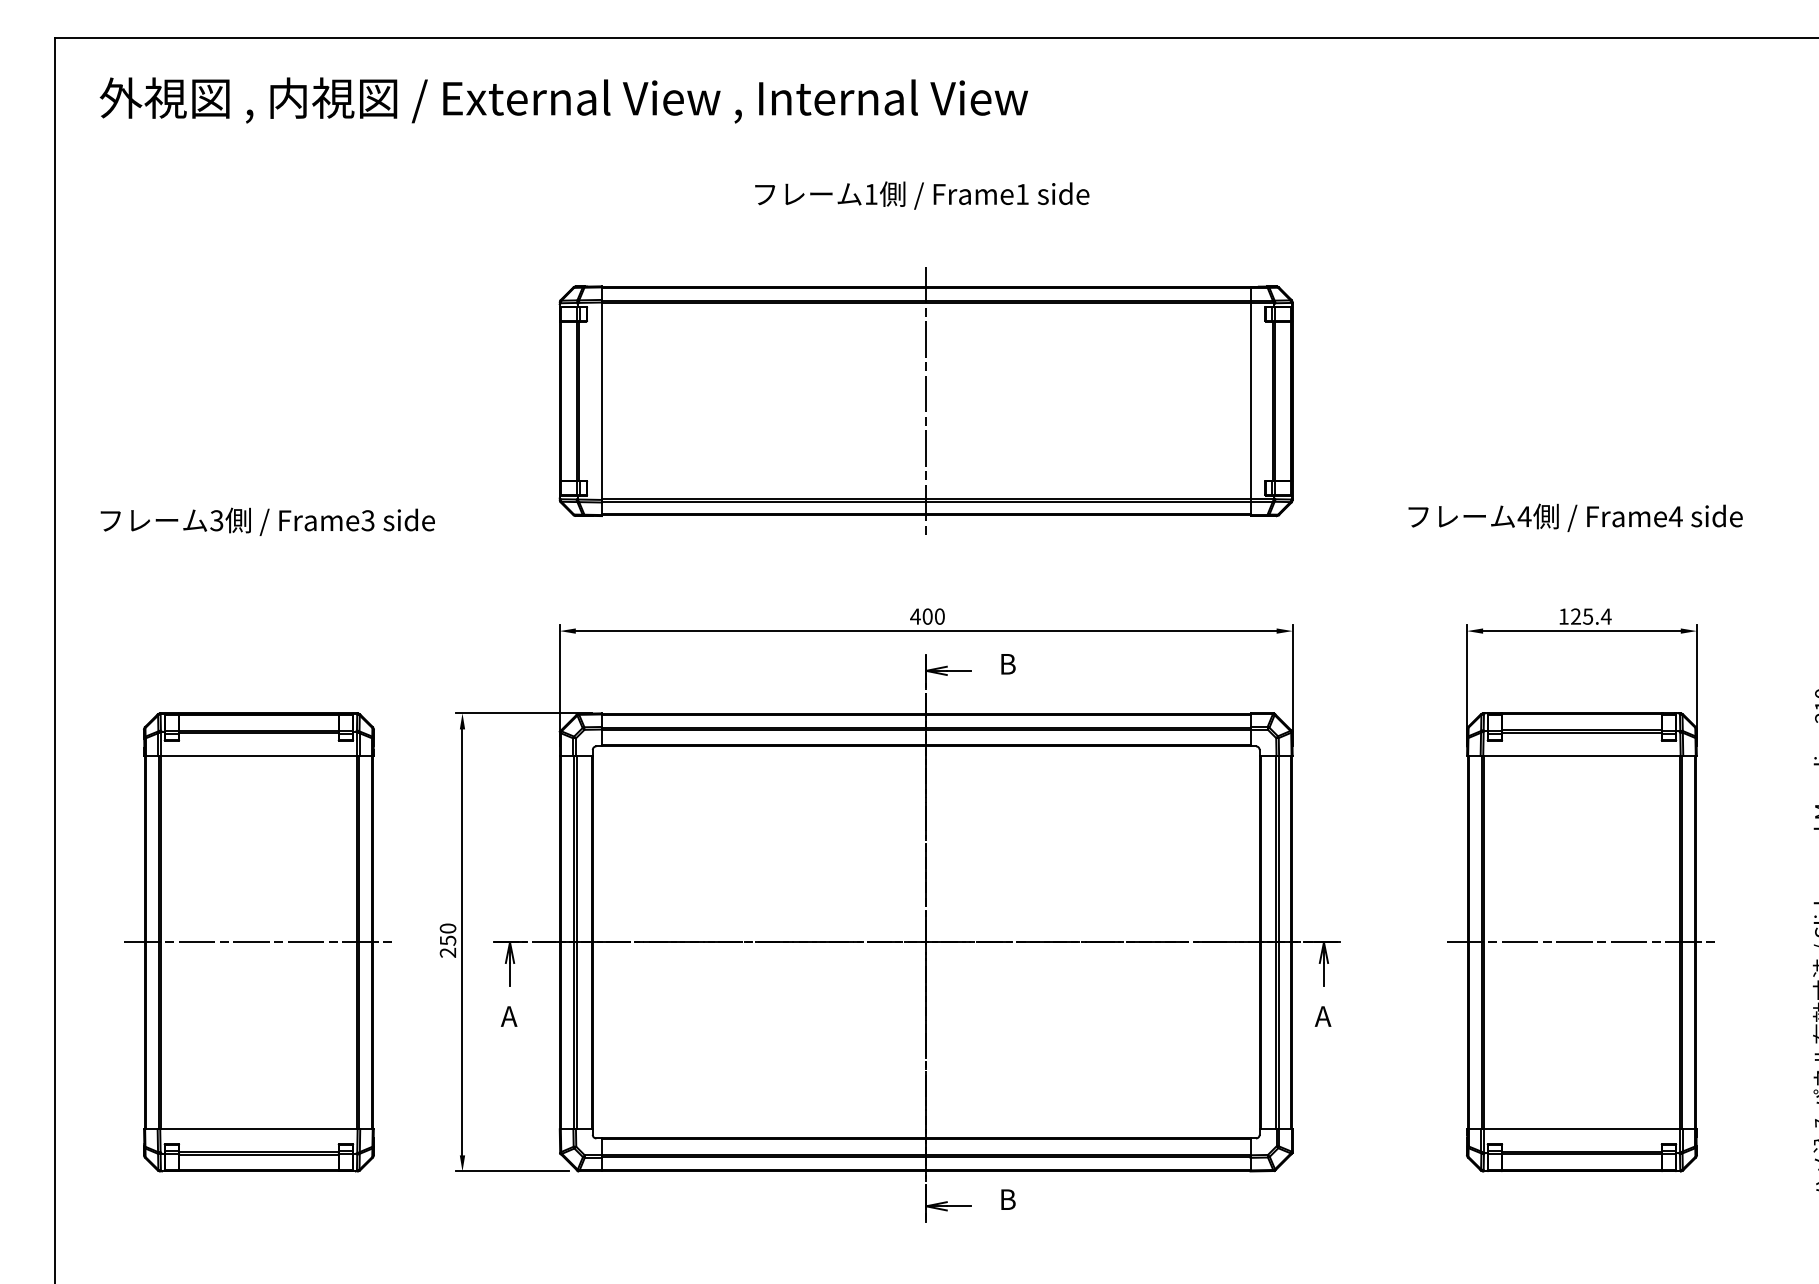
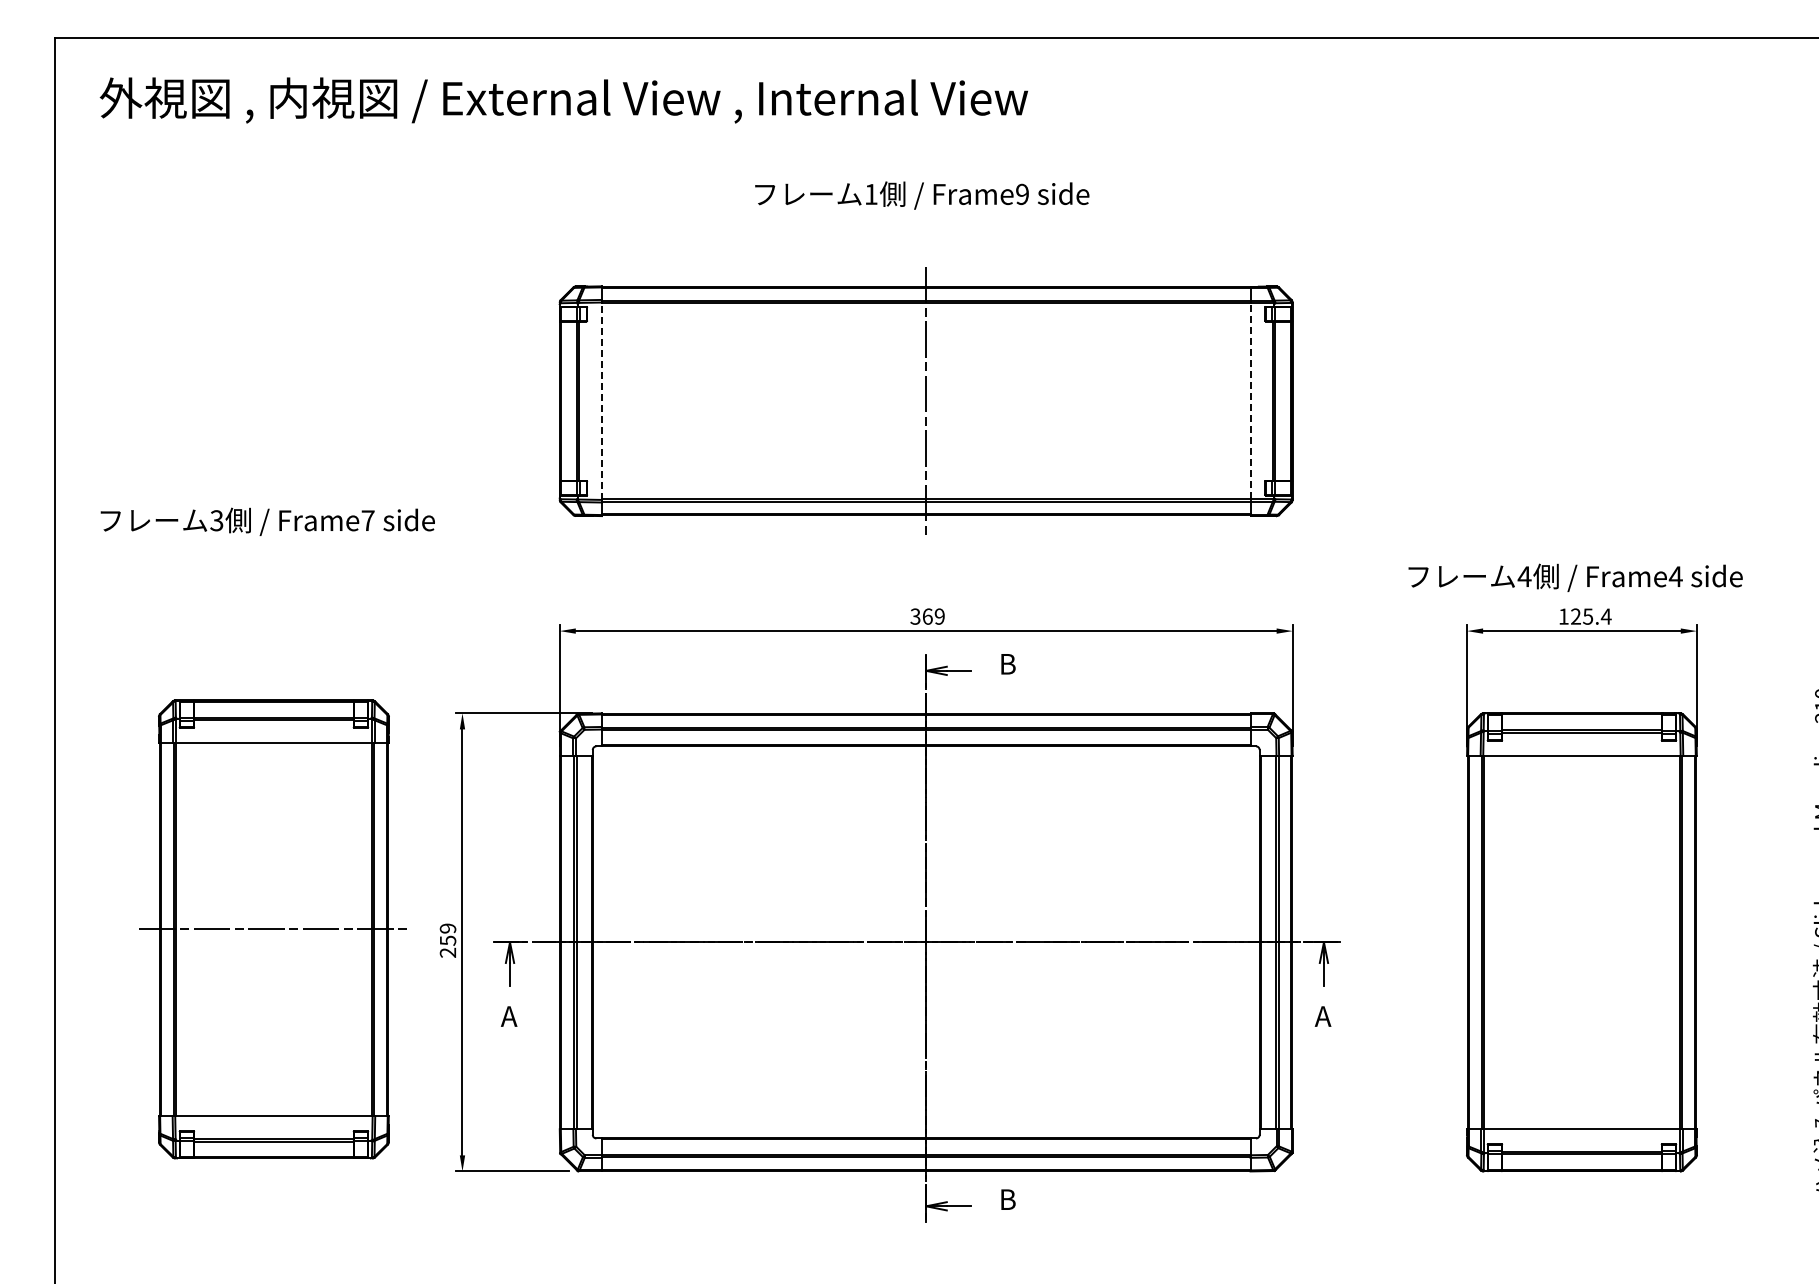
text: Frame1 -> Frame9 (1022, 194)
line: solid -> dashed (601, 401)
line: solid -> dashed (1250, 401)
text position: (1575, 517) -> (1575, 577) (1575, 577)
text: Frame3 -> Frame7 (367, 520)
text: 400 -> 369 (927, 616)
text: 250 -> 259 (448, 928)
part position: (257, 942) -> (272, 929) (272, 929)
line: present -> none (1581, 942)
